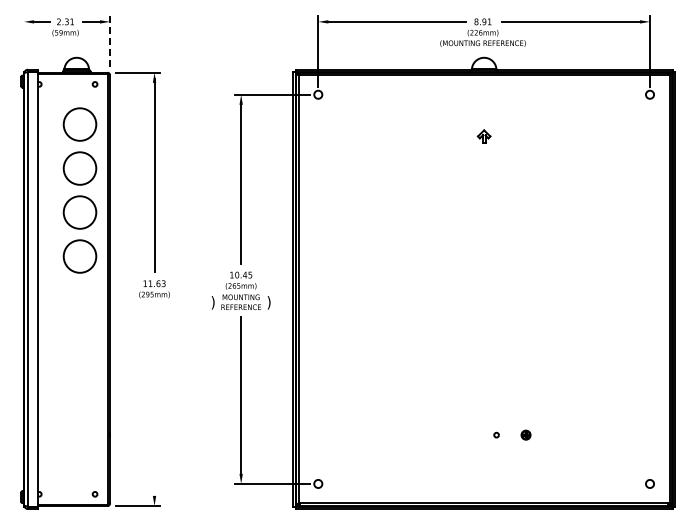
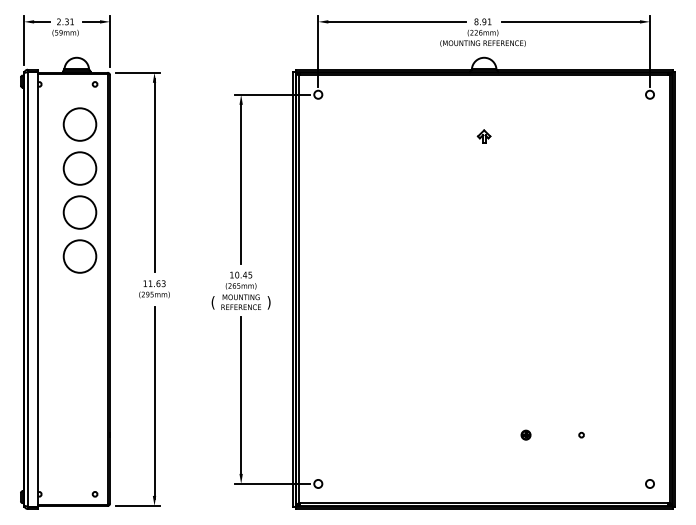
line: none -> present (24, 39)
line: dashed -> solid (110, 41)
text: ) -> ( (212, 302)
line: none -> present (154, 403)
circle position: (496, 434) -> (581, 434) (581, 434)
